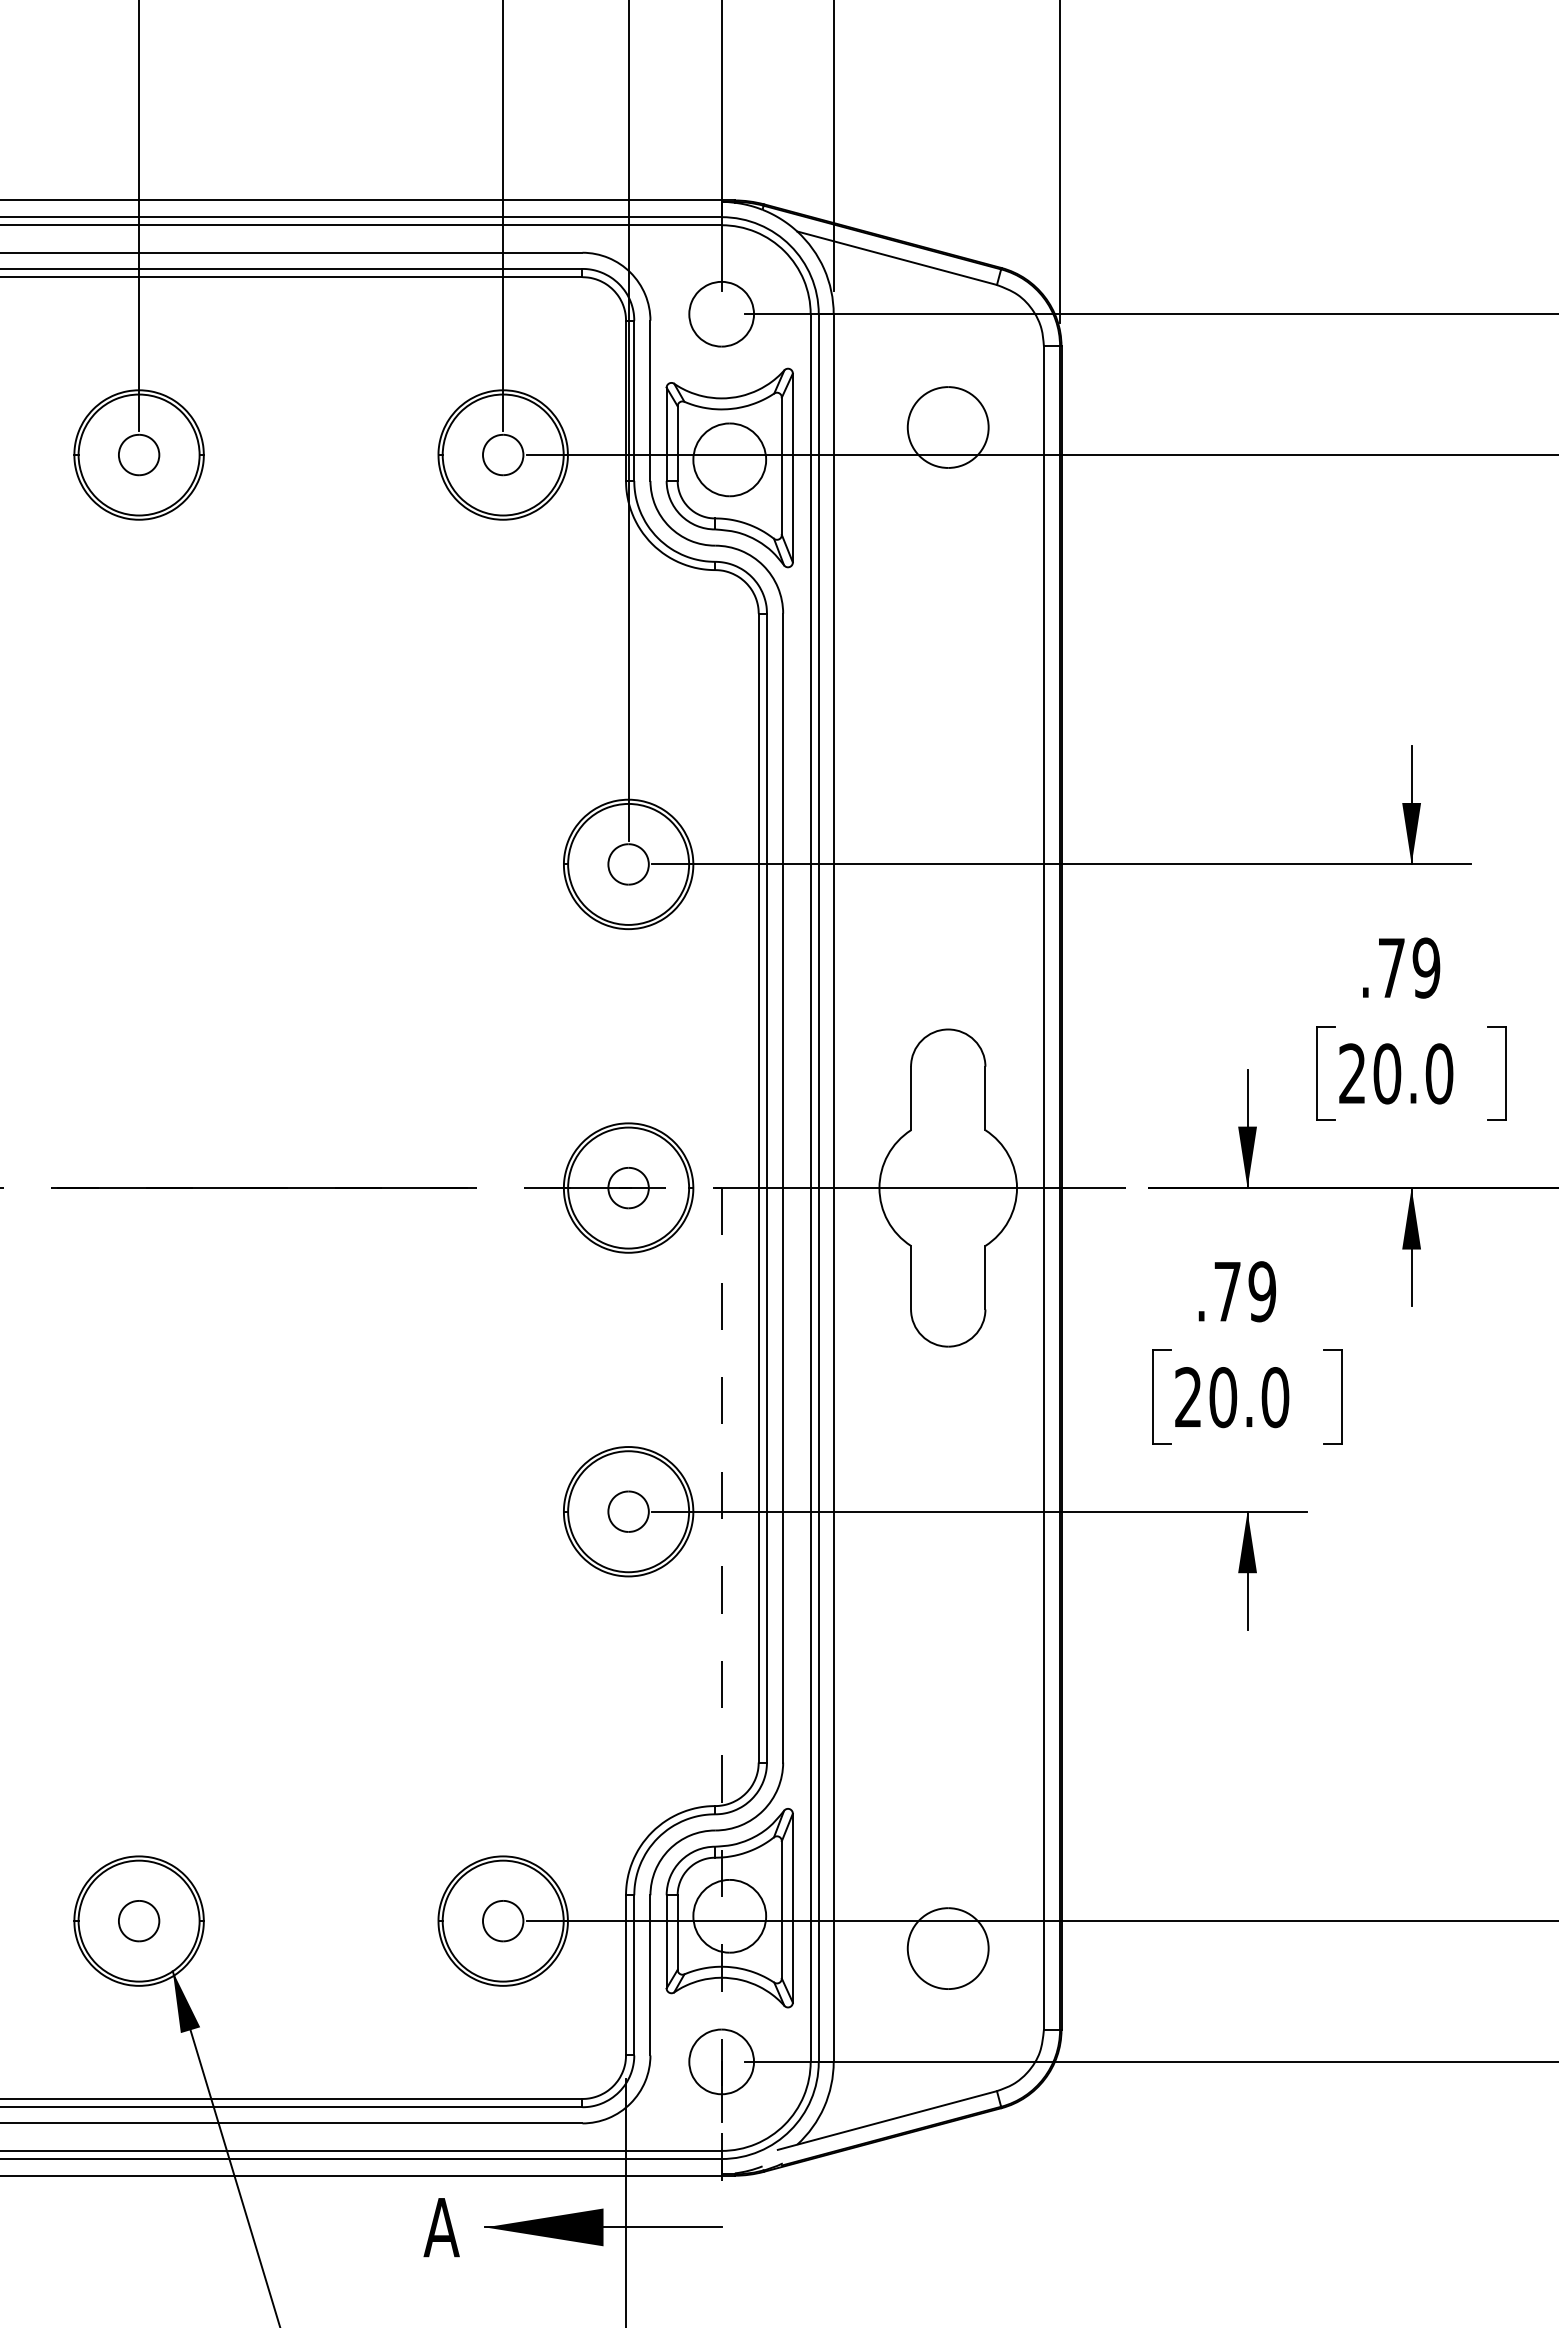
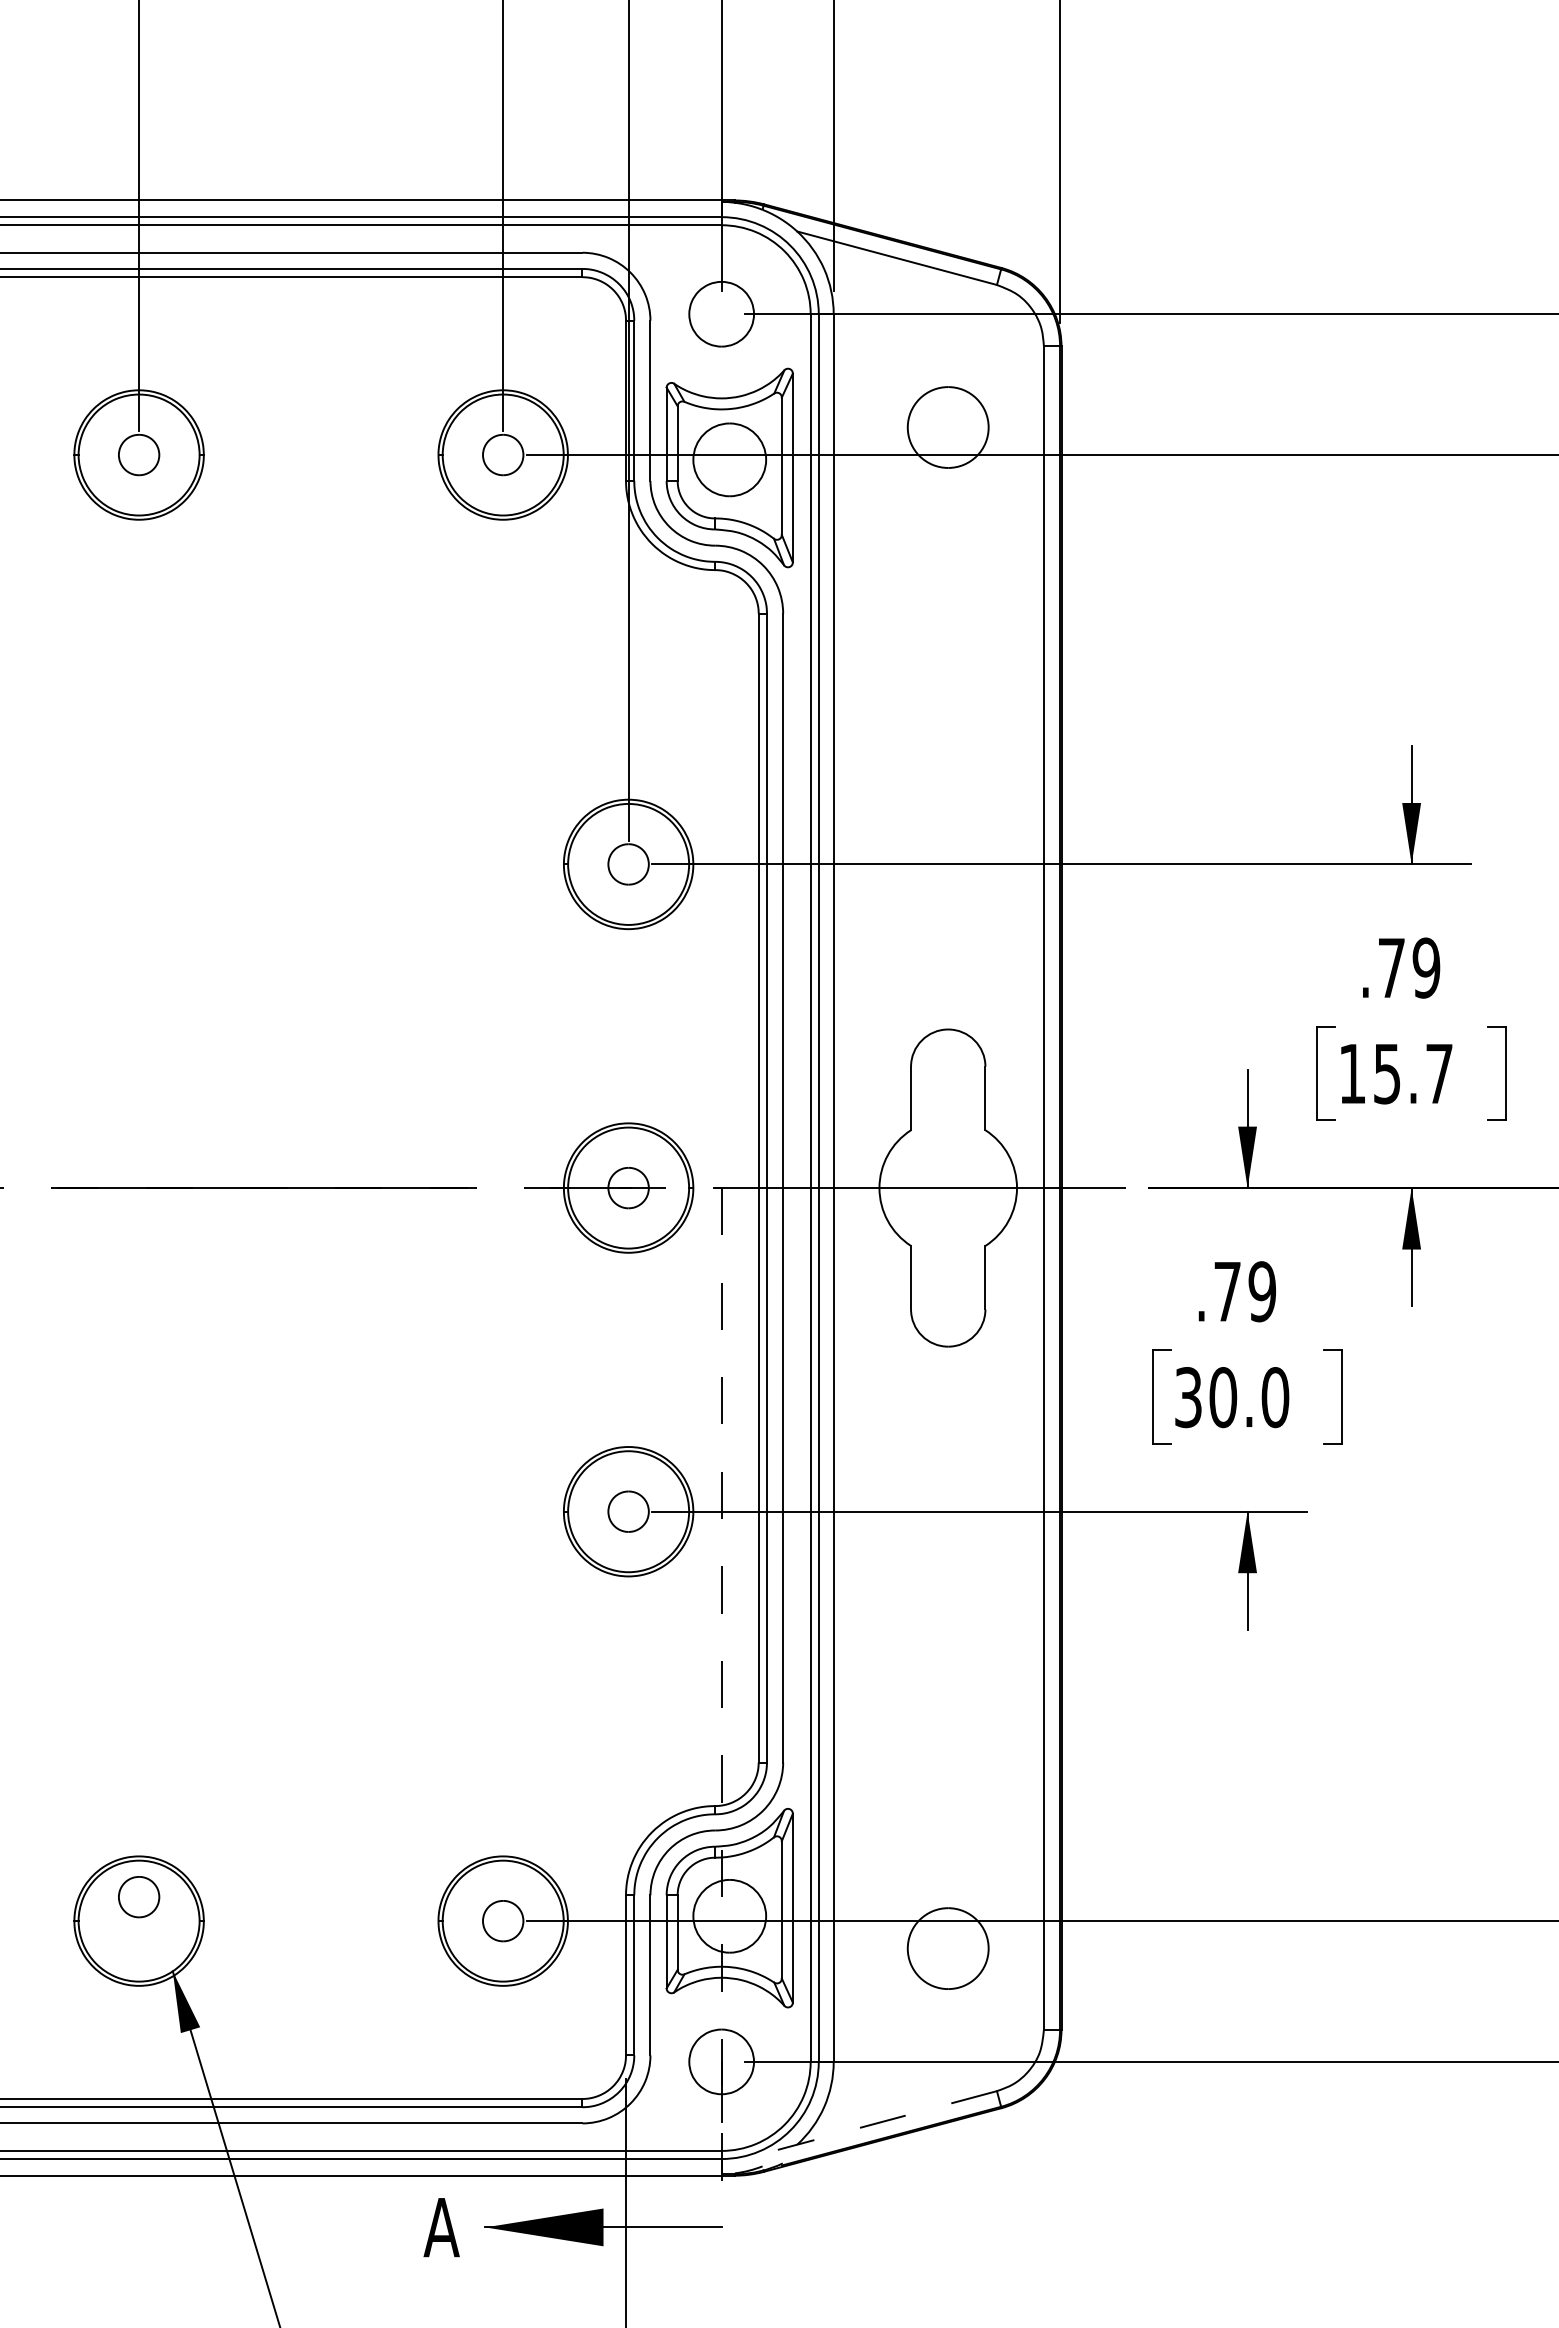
text: 20.0 -> 15.7 (1396, 1073)
text: 20.0 -> 30.0 (1188, 1397)
part position: (139, 1921) -> (139, 1897) (139, 1897)
line: solid -> dashed (886, 2120)
